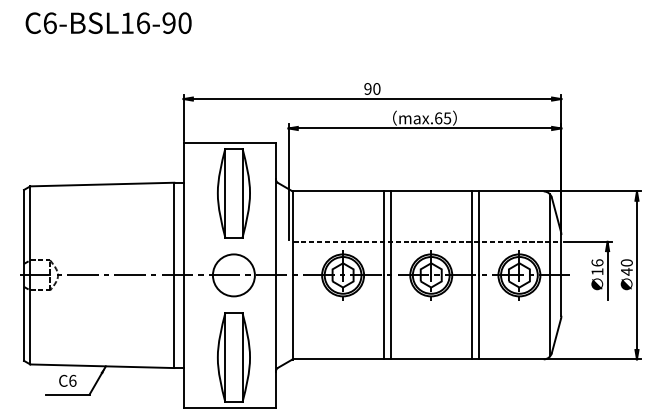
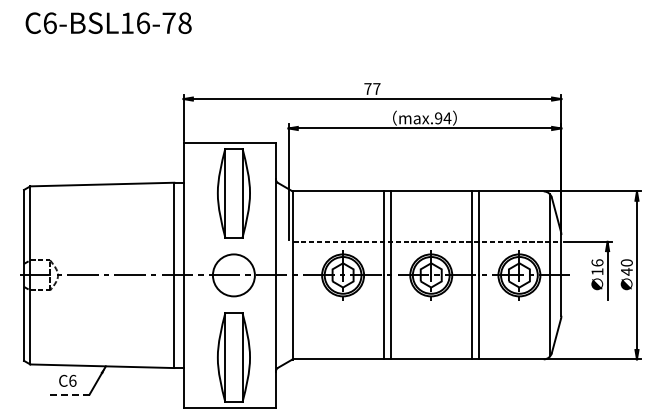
text: C6-BSL16-90 -> C6-BSL16-78 (176, 22)
text: 90 -> 77 (372, 88)
text: max.65 -> max.94 (443, 118)
line: solid -> dashed (68, 394)
